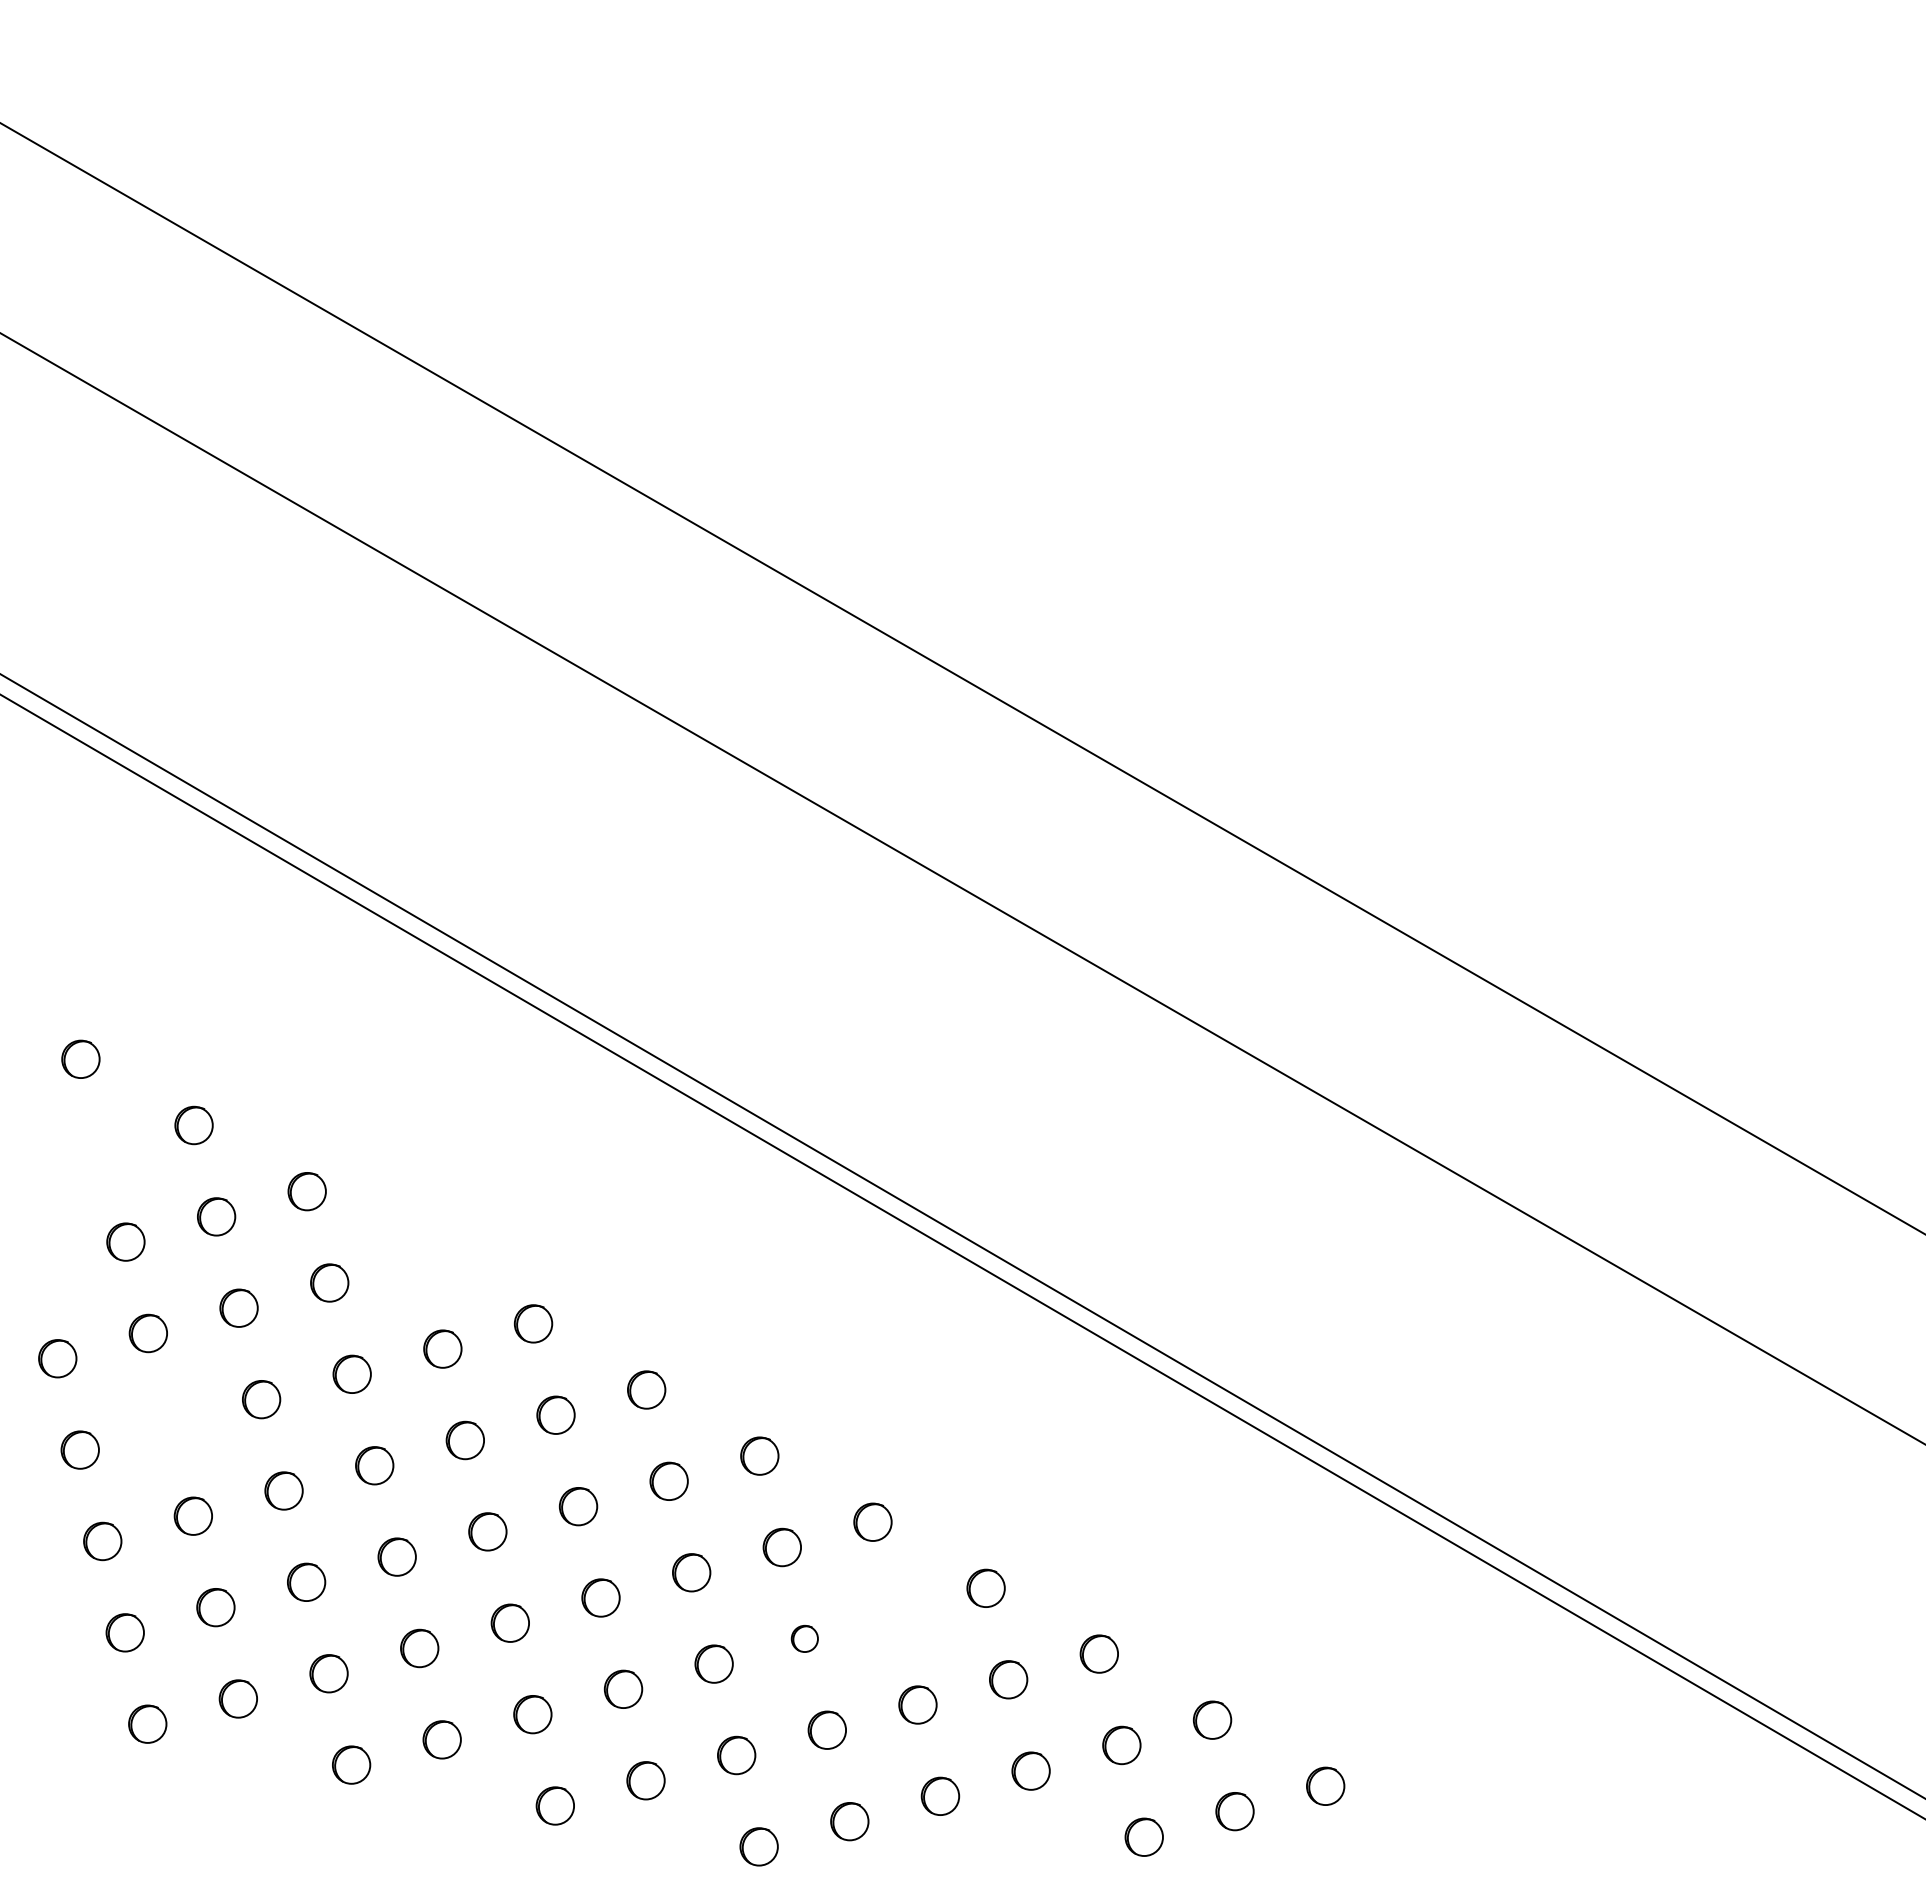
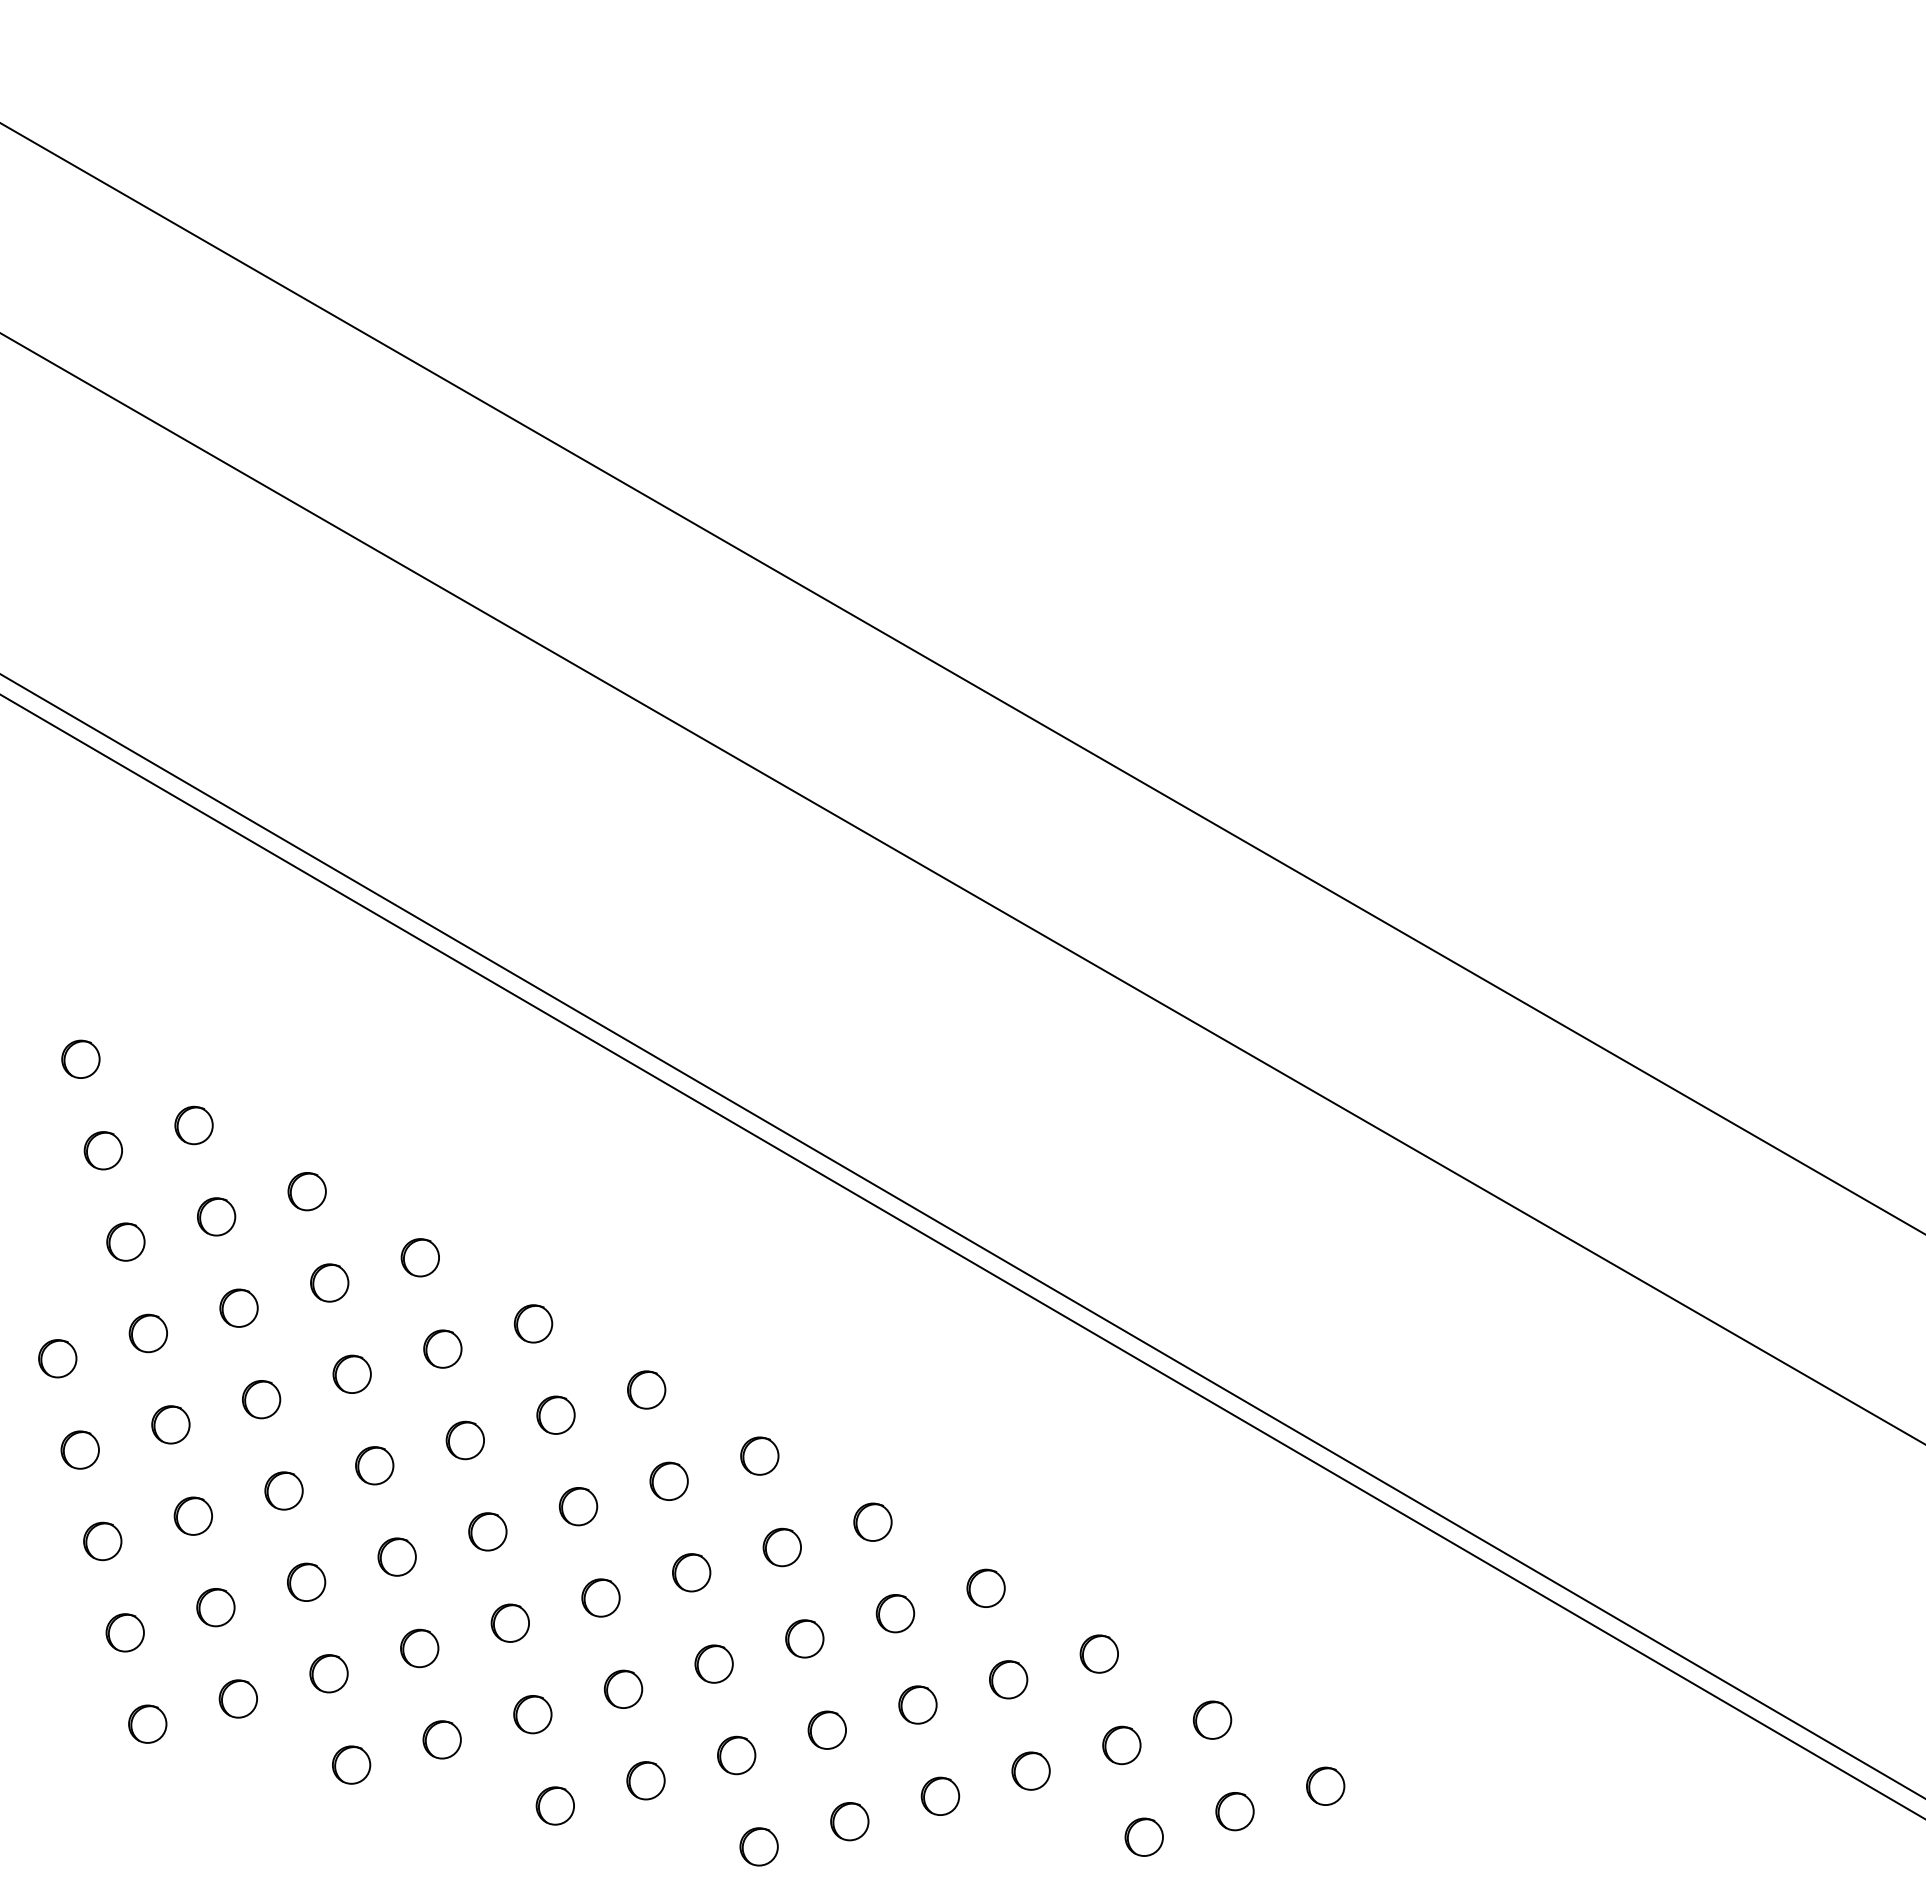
part: none -> present (102, 1150)
part: none -> present (419, 1257)
part: none -> present (170, 1424)
part: none -> present (895, 1613)
part size: 29x28 px -> 40x40 px (804, 1638)
